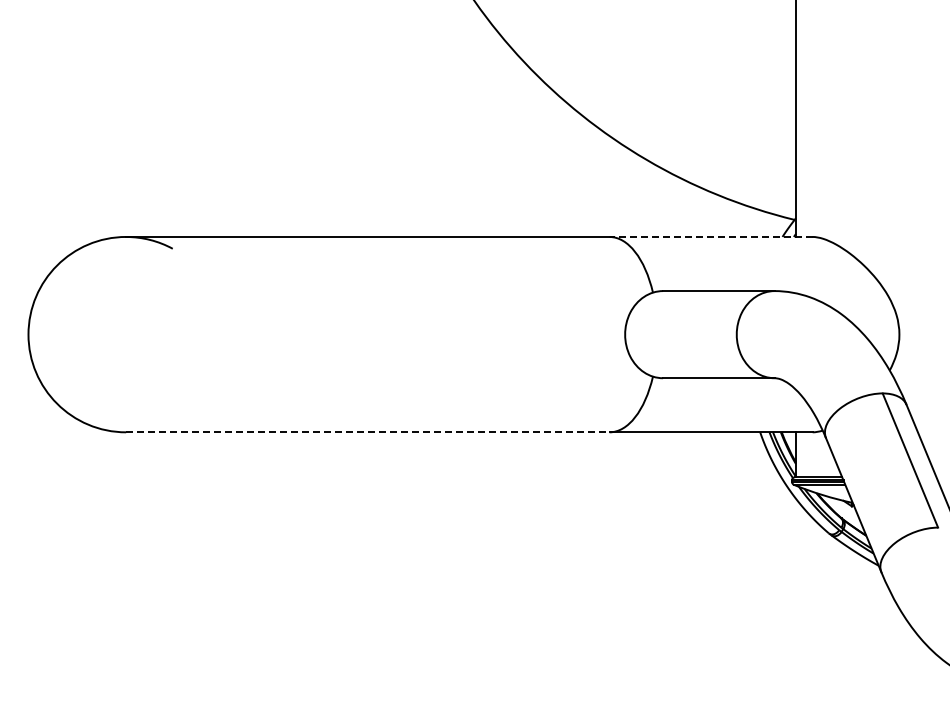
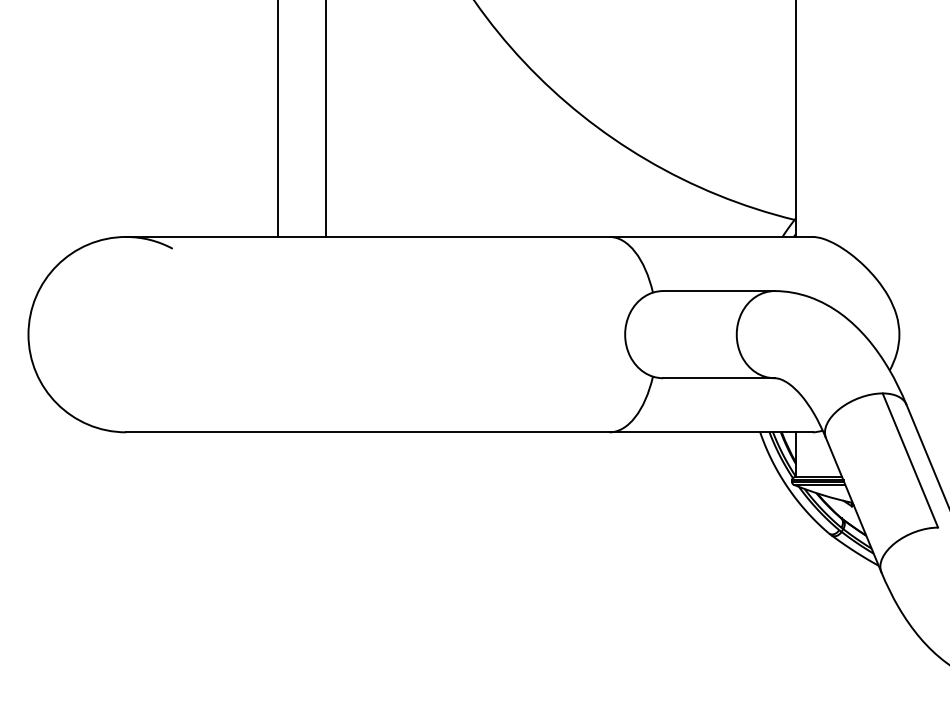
line: none -> present (277, 119)
line: none -> present (326, 119)
line: dashed -> solid (711, 236)
line: dashed -> solid (367, 432)
